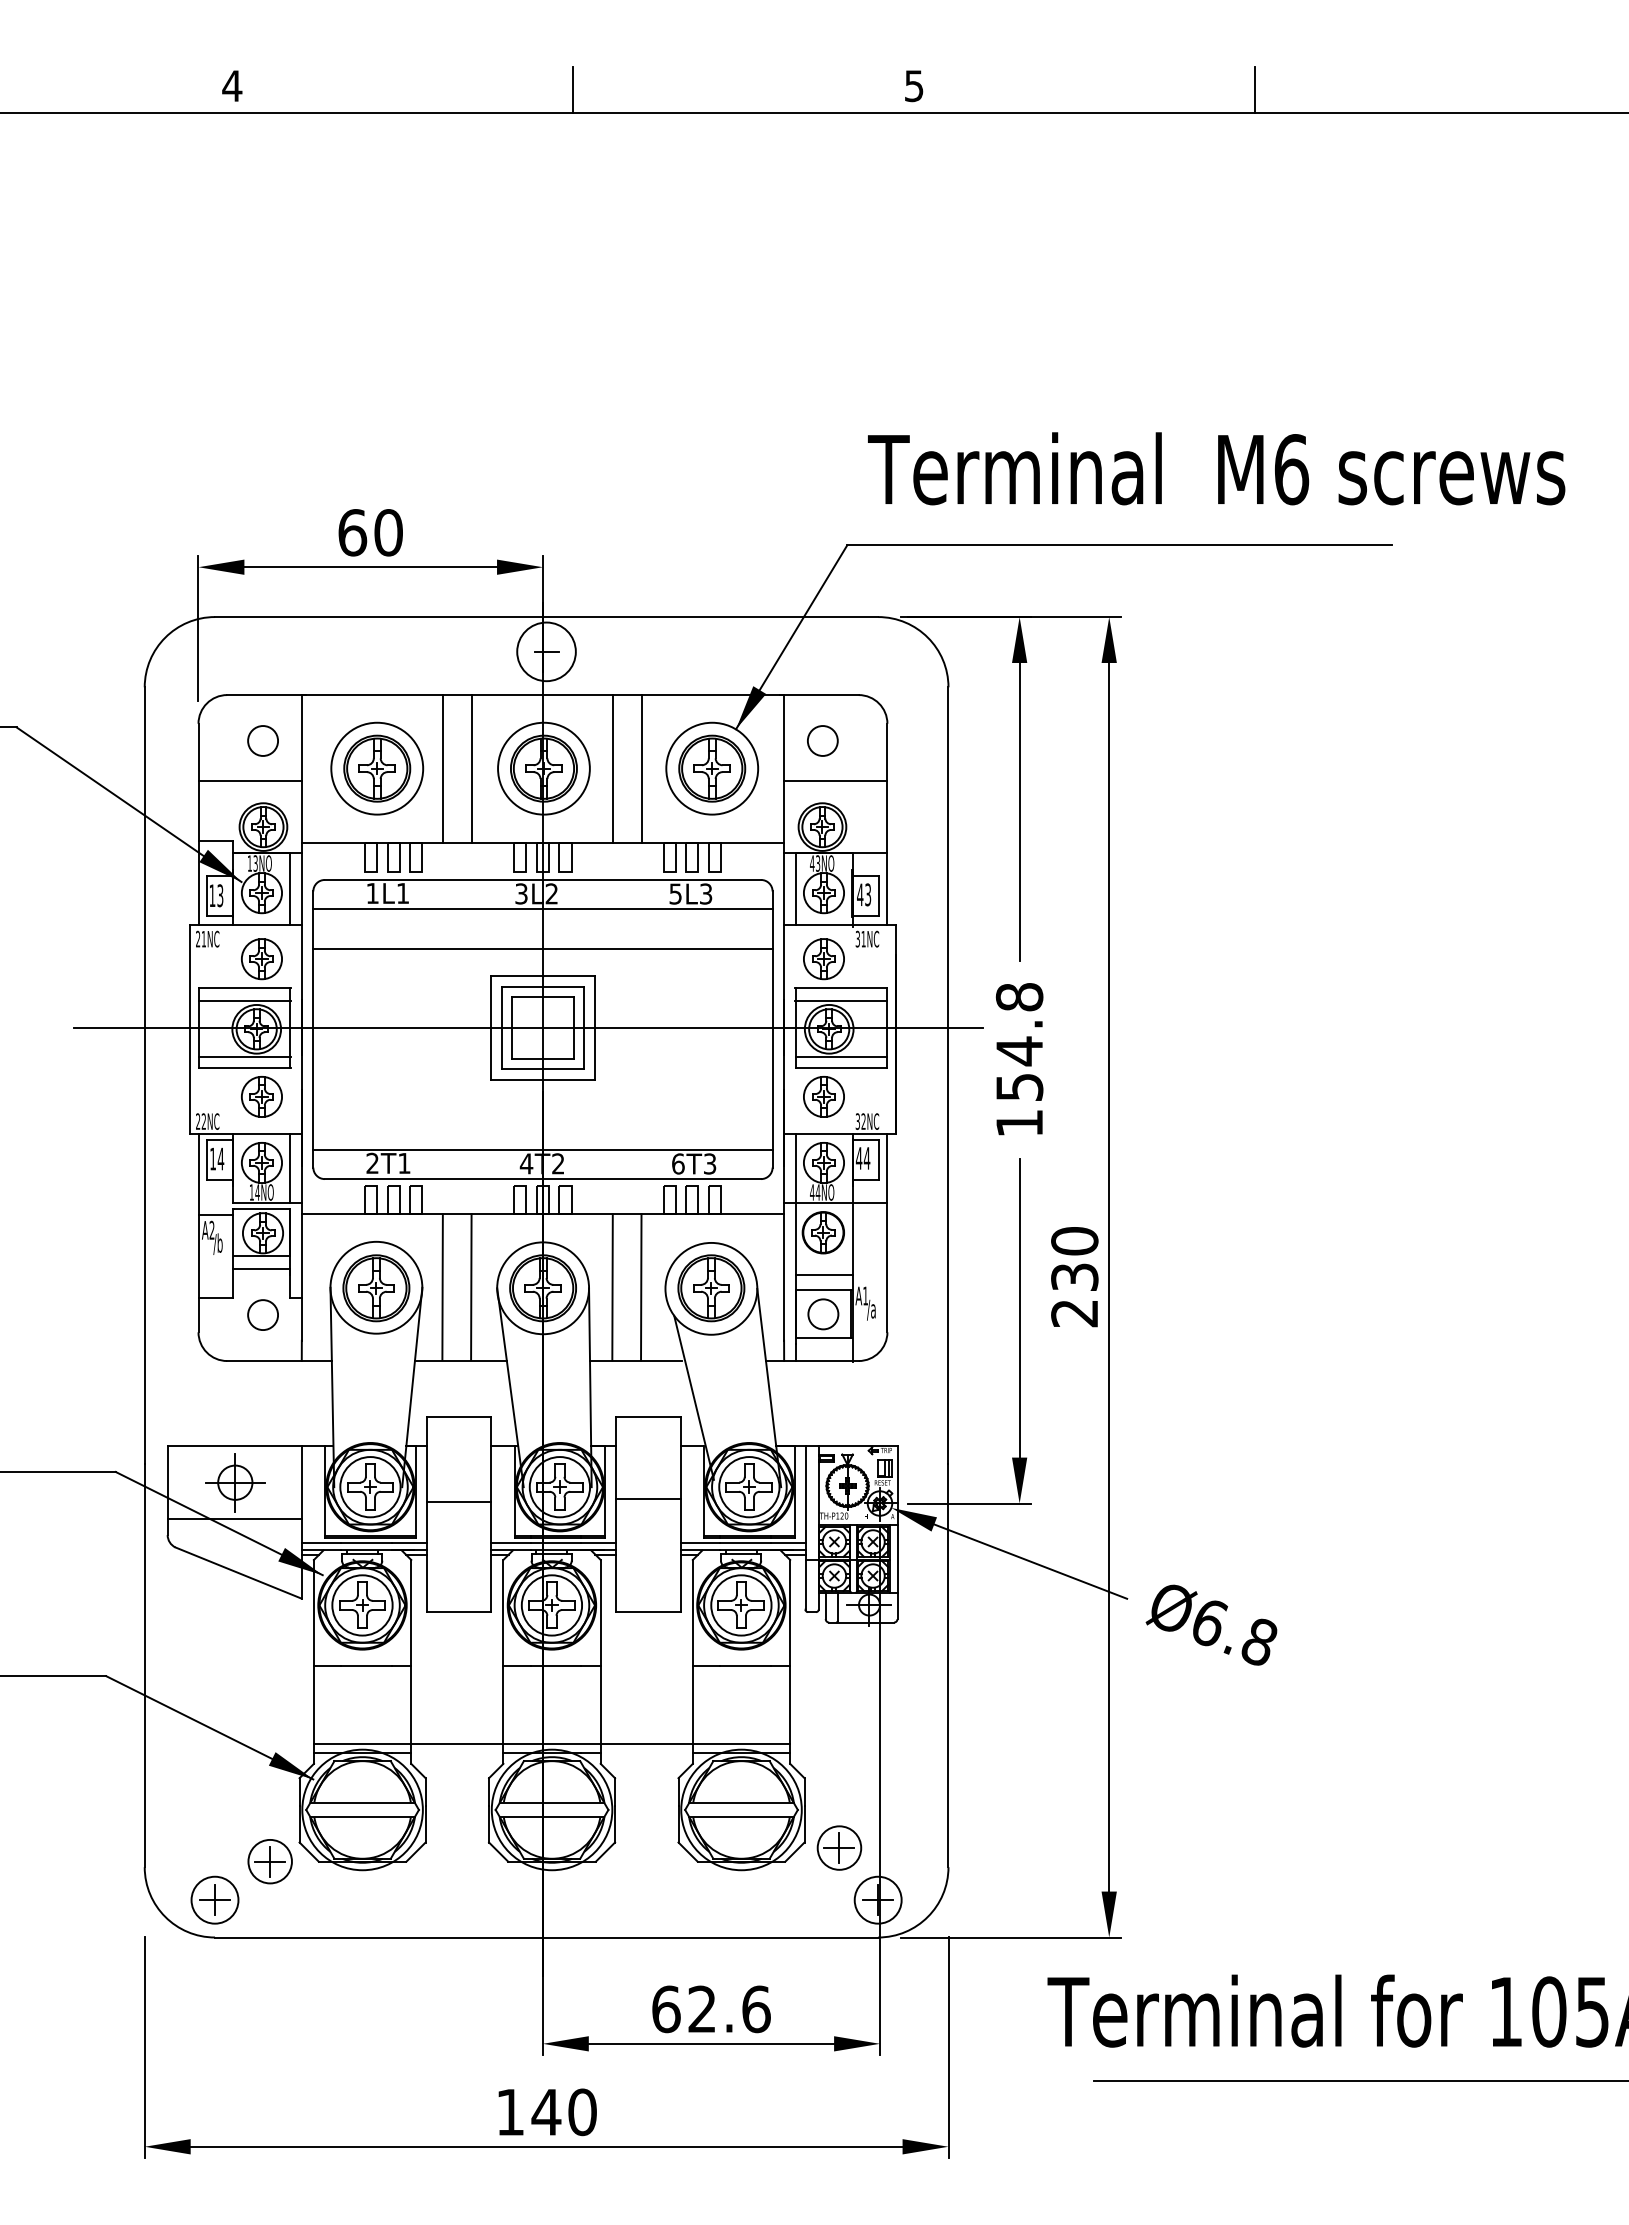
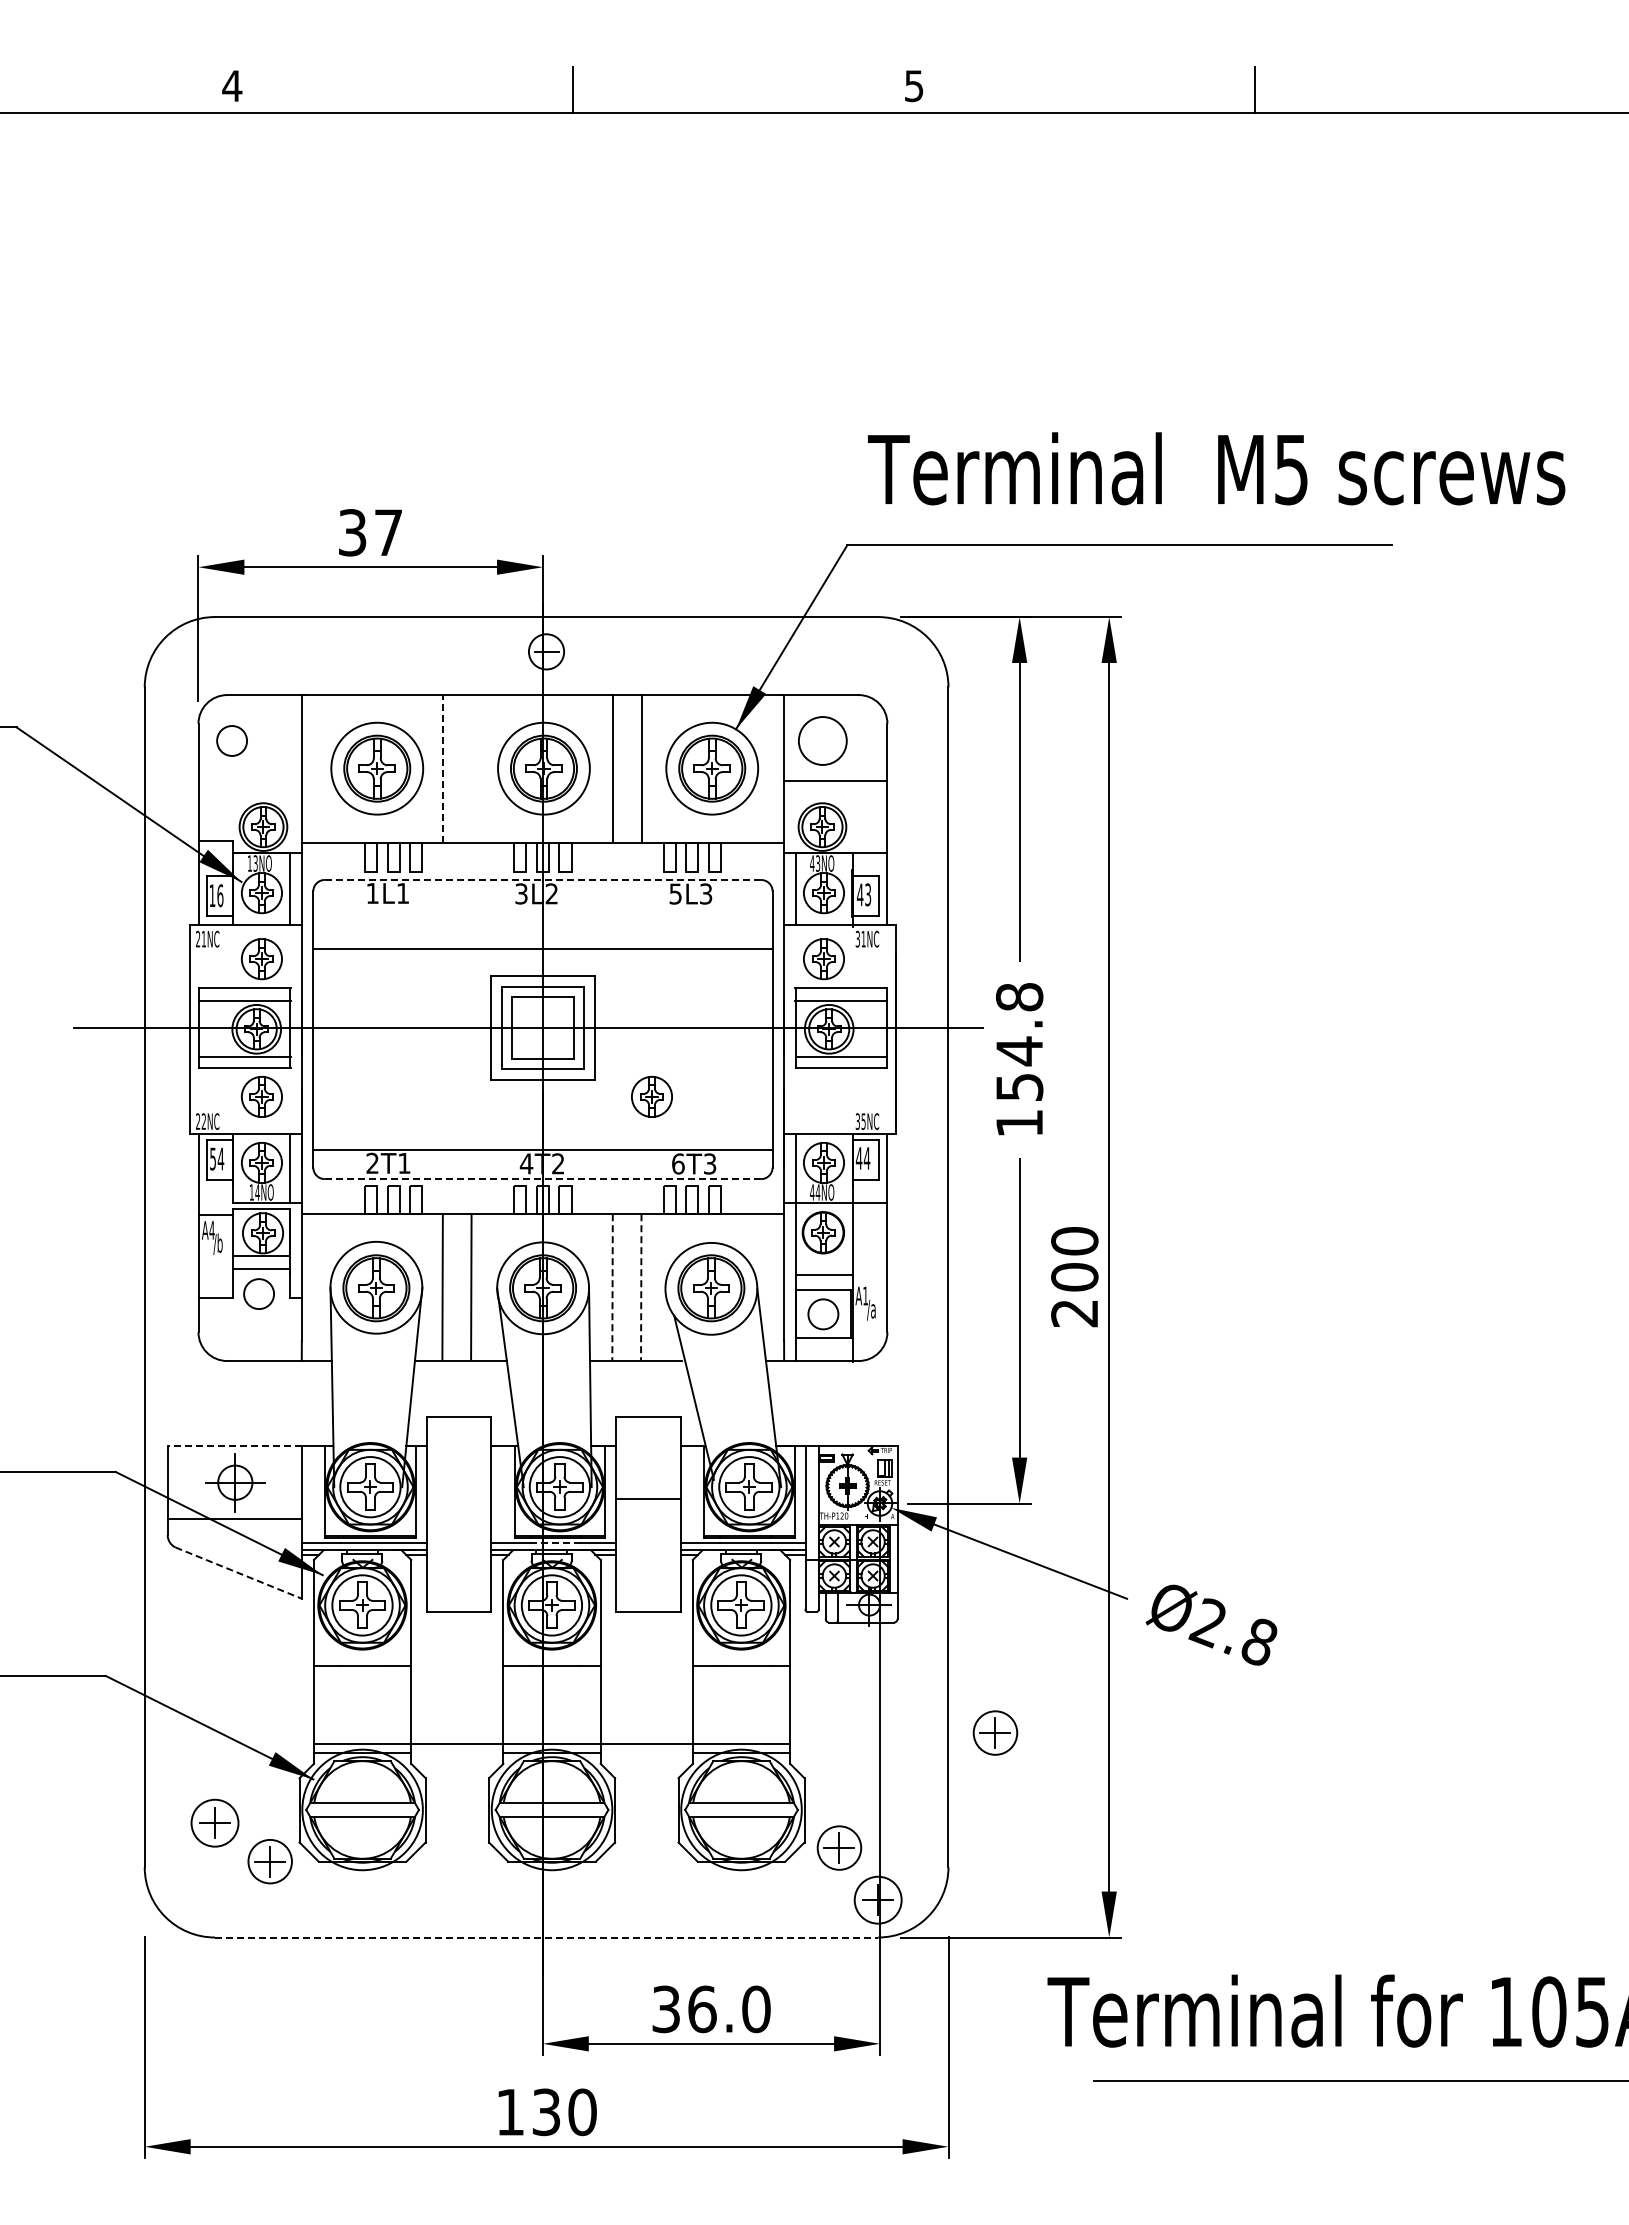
text: M6 -> M5 (1291, 469)
text: 60 -> 37 (370, 532)
circle diameter: 59 px -> 35 px (546, 651)
circle position: (262, 740) -> (231, 740) (231, 740)
circle diameter: 30 px -> 48 px (822, 740)
line: solid -> dashed (443, 768)
line: present -> none (472, 769)
line: present -> none (249, 781)
line: solid -> dashed (542, 879)
text: 13 -> 16 (220, 895)
line: present -> none (542, 908)
part position: (823, 1096) -> (651, 1096) (651, 1096)
text: 32NC -> 35NC (863, 1121)
text: 14 -> 54 (212, 1158)
line: solid -> dashed (543, 1179)
text: A2 -> A4 (211, 1229)
text: 230 -> 200 (1074, 1277)
line: solid -> dashed (612, 1287)
line: solid -> dashed (641, 1287)
circle position: (262, 1314) -> (258, 1293) (258, 1293)
line: solid -> dashed (234, 1445)
line: present -> none (458, 1502)
line: solid -> dashed (555, 1542)
line: solid -> dashed (239, 1573)
text: Ø6.8 -> Ø2.8 (1208, 1623)
part: none -> present (995, 1732)
part position: (214, 1899) -> (214, 1822) (214, 1822)
line: solid -> dashed (546, 1937)
text: 62.6 -> 36.0 (711, 2009)
text: 140 -> 130 (546, 2112)
